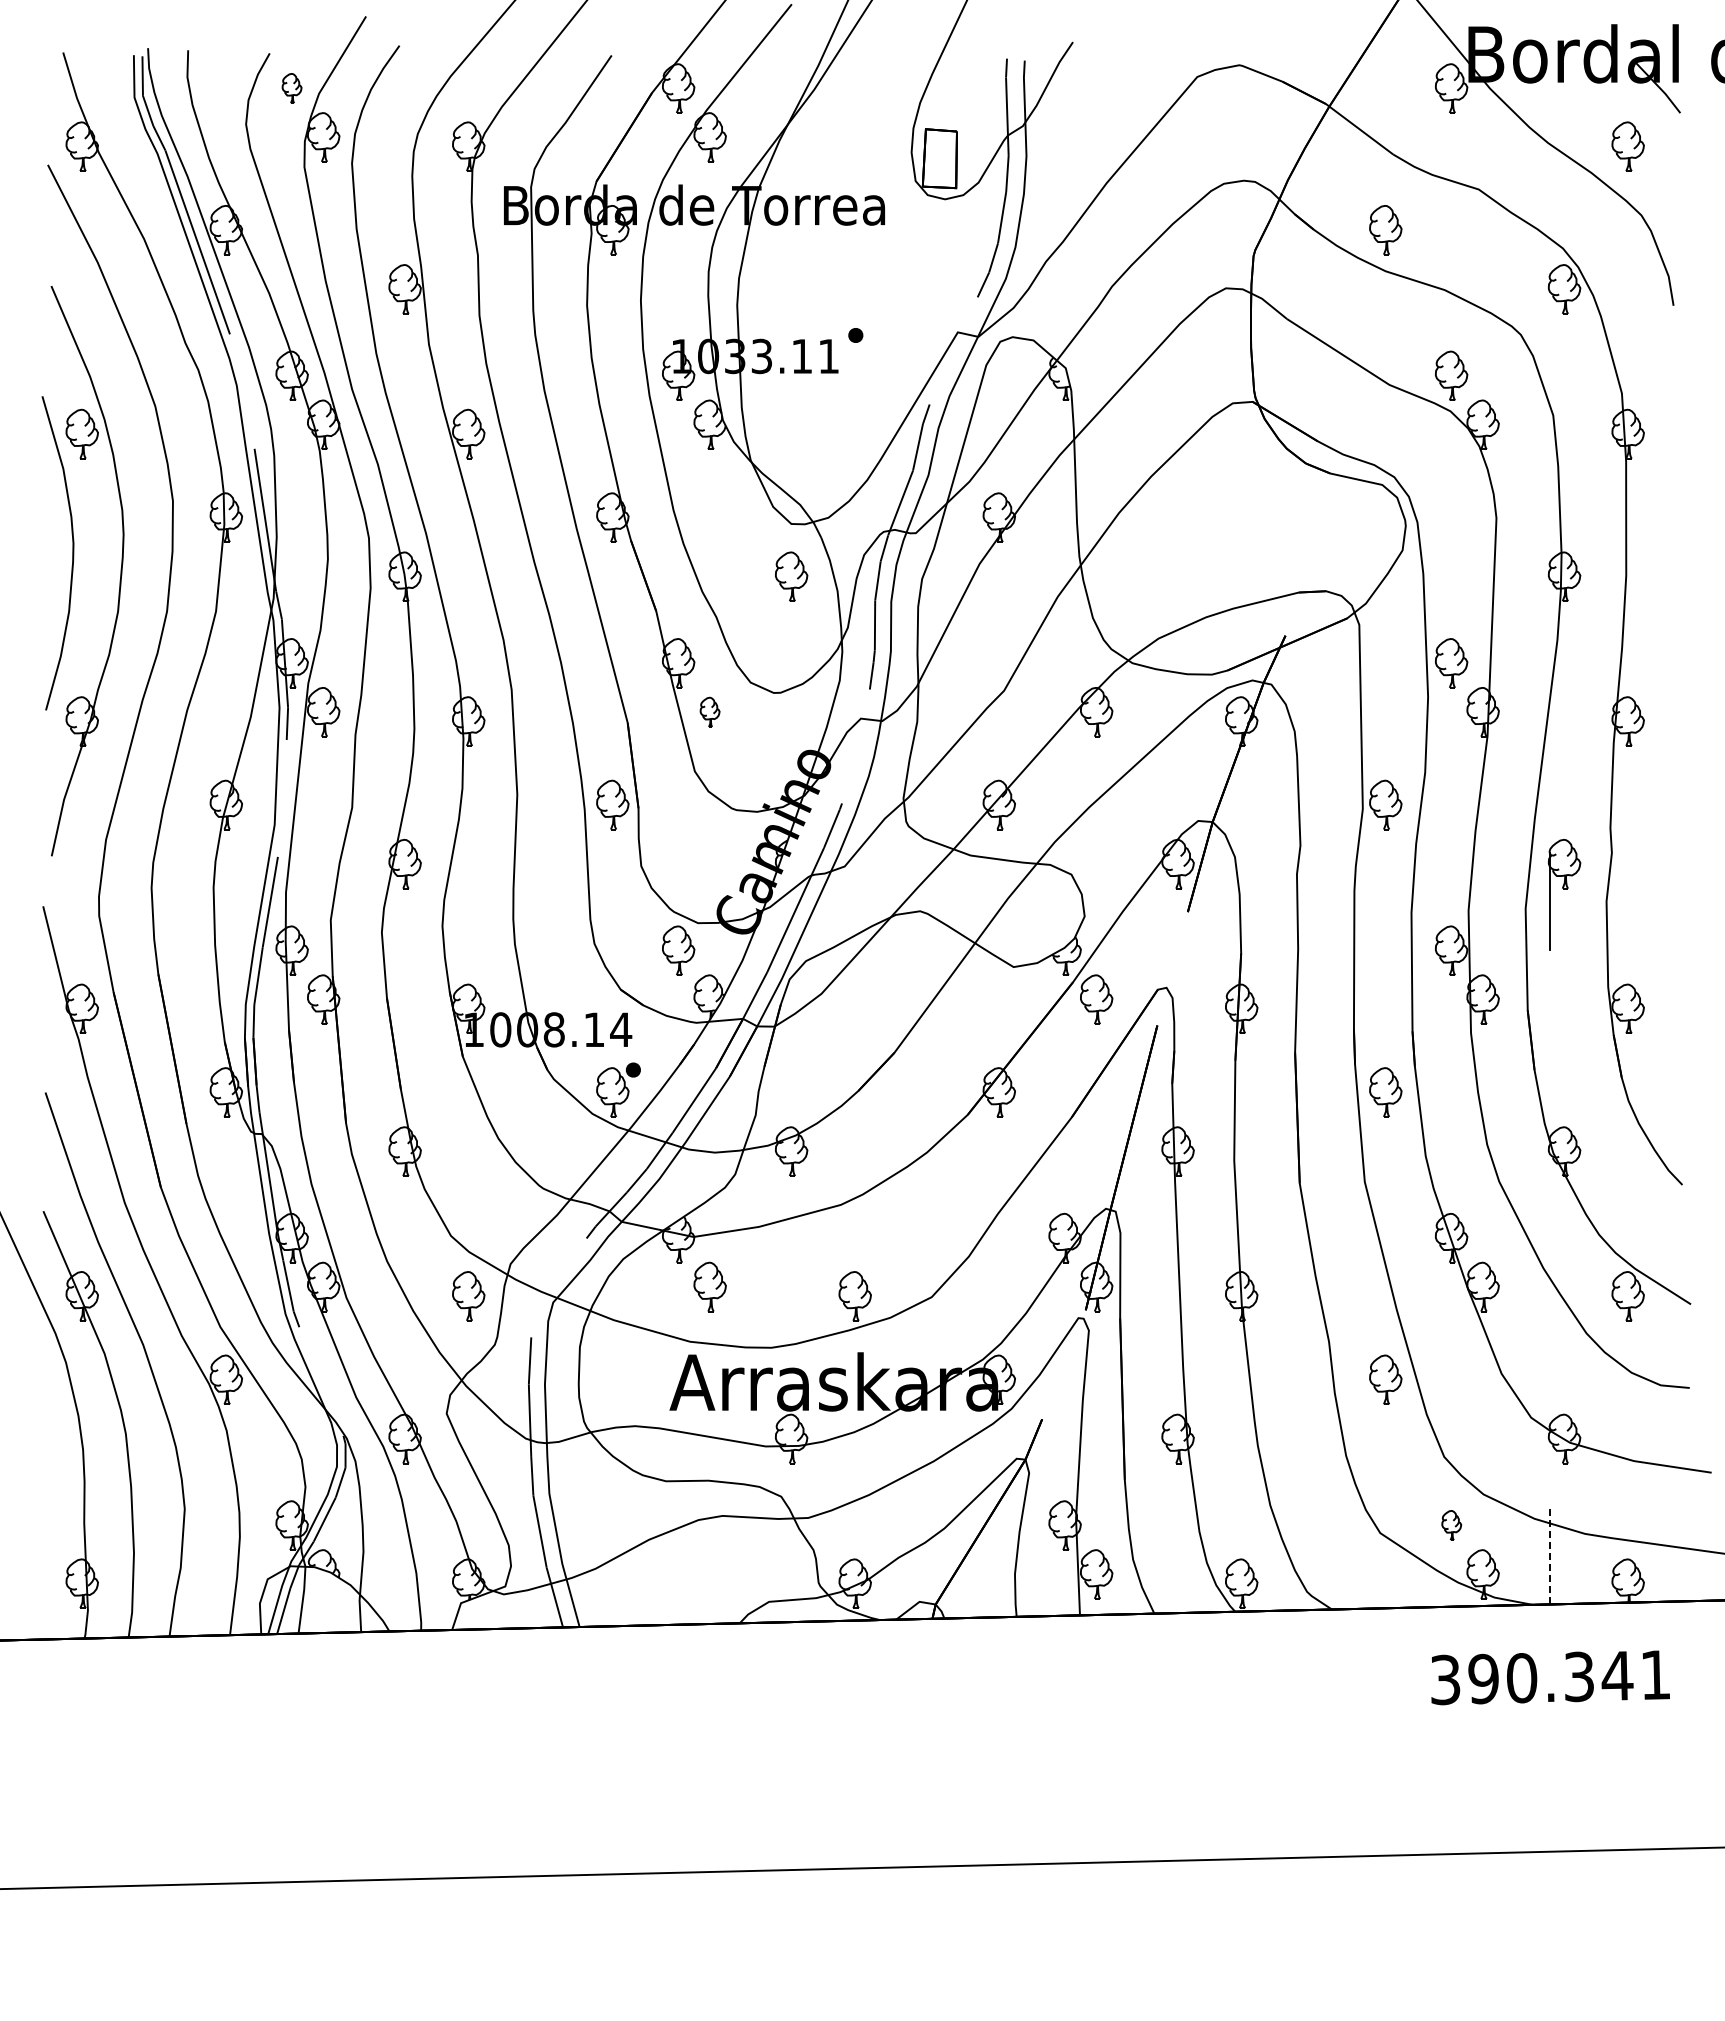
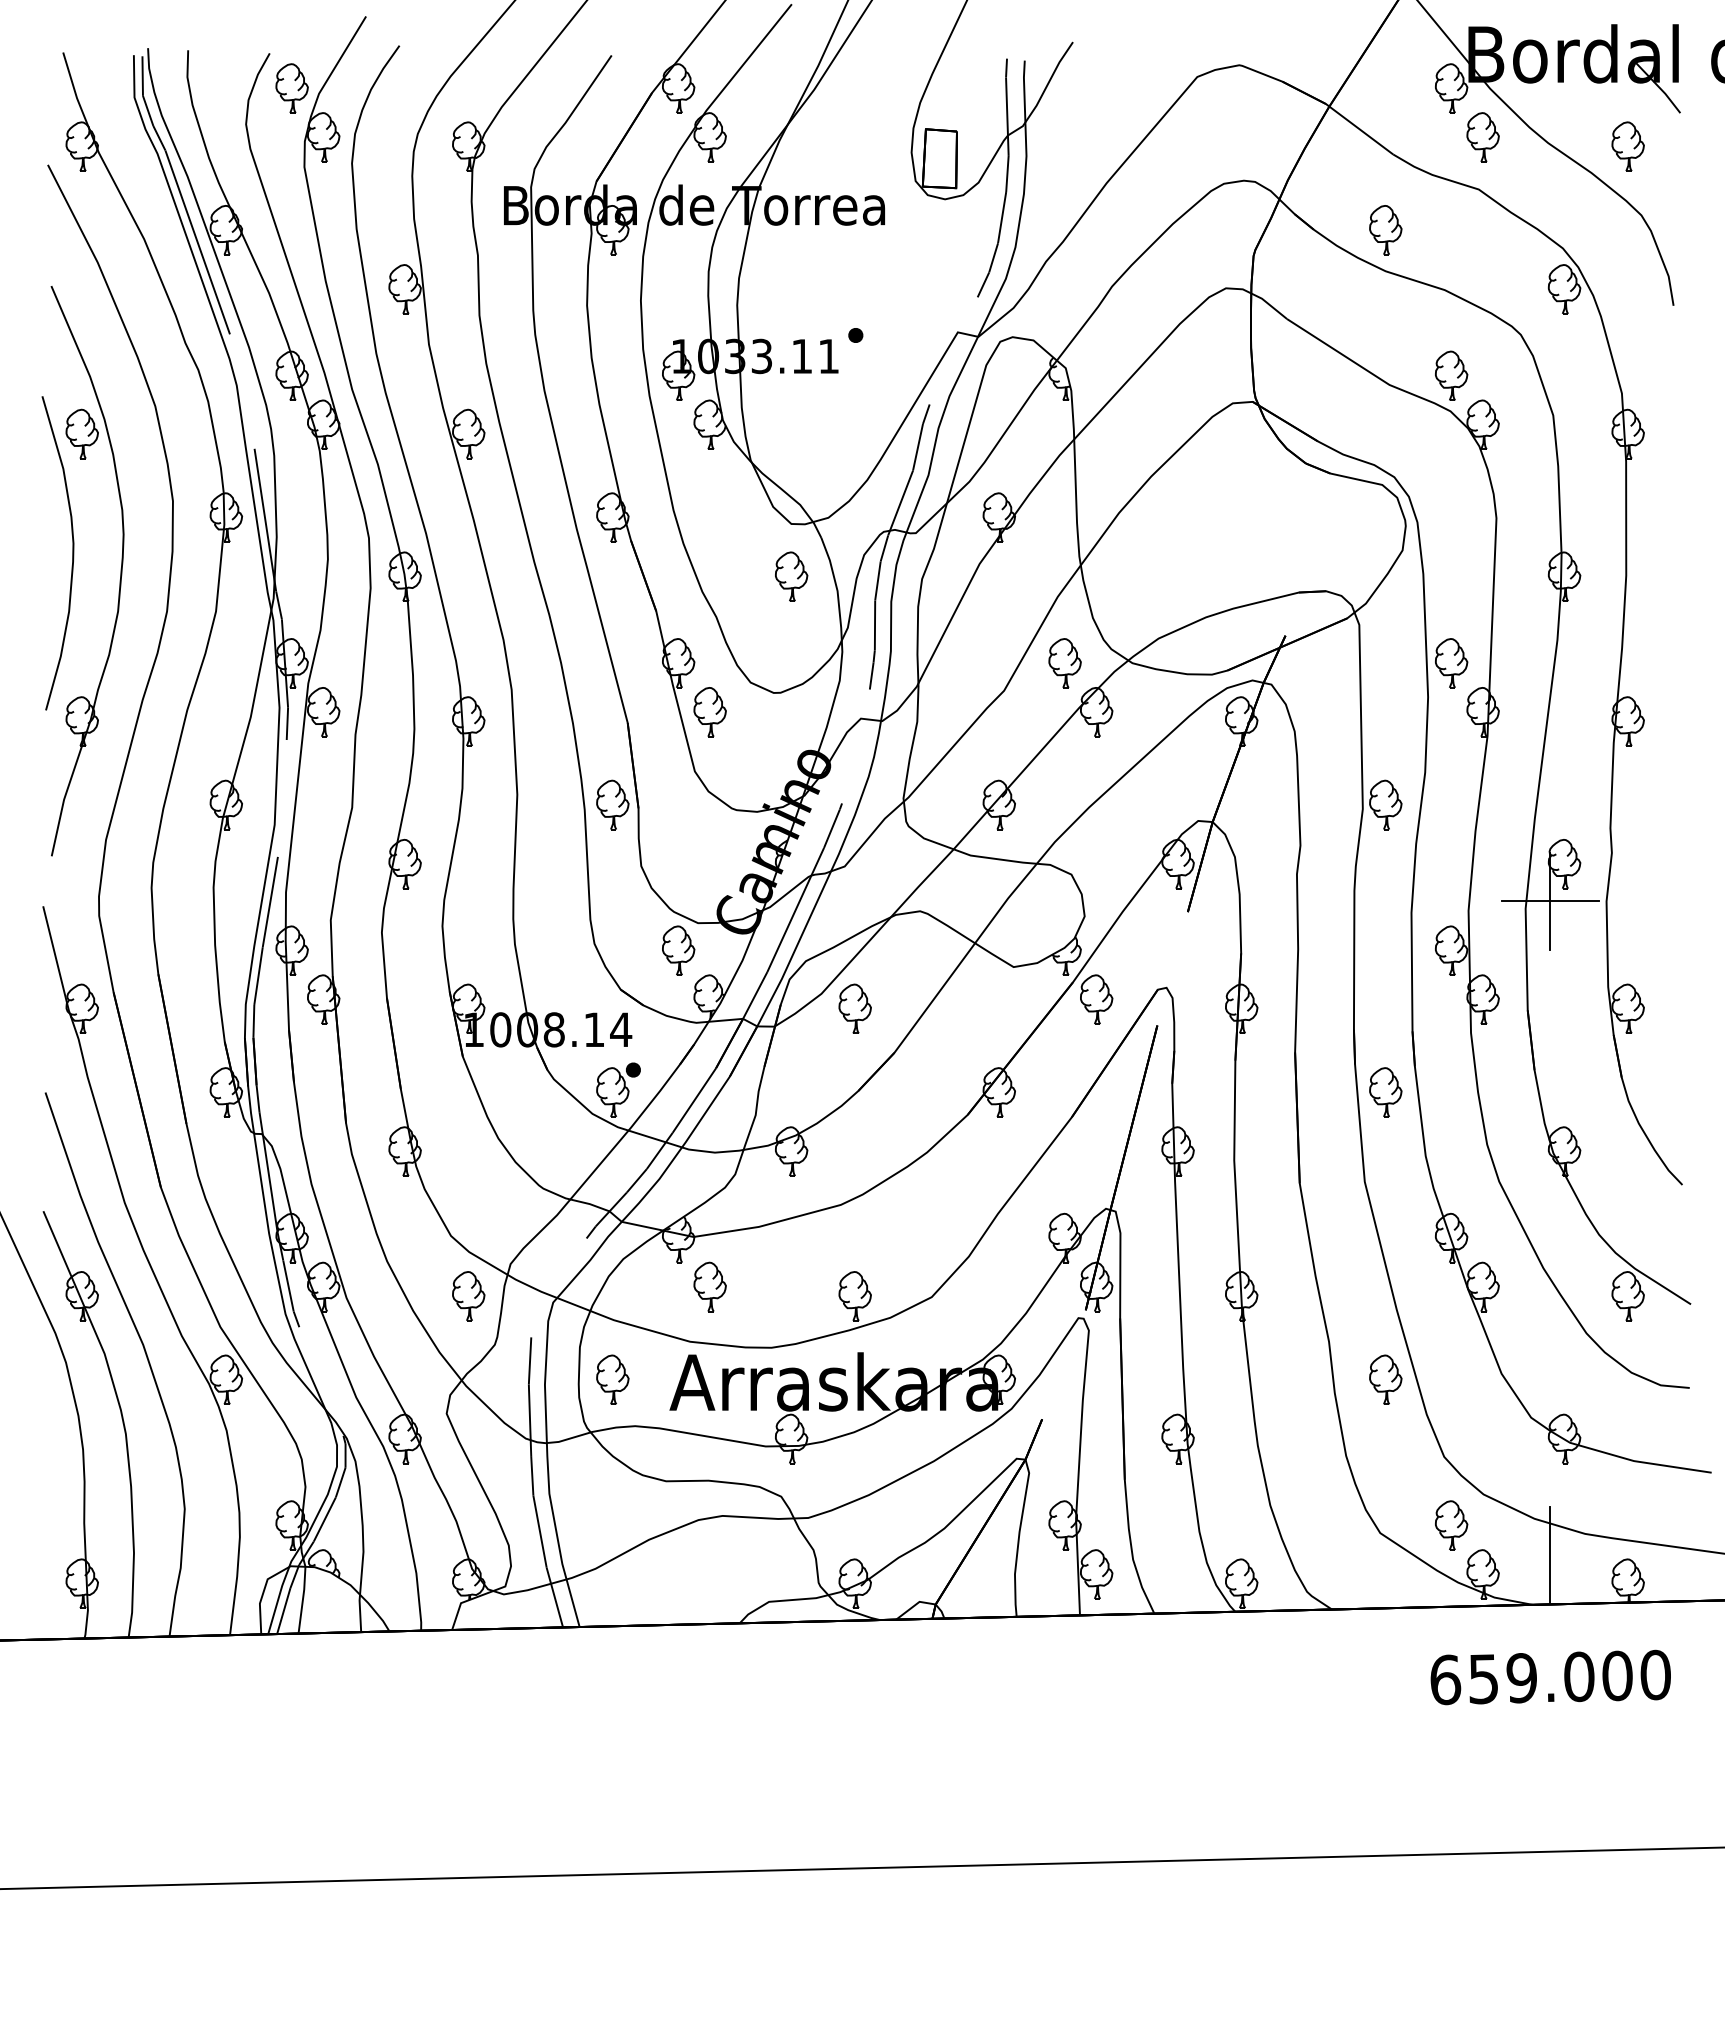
part size: 22x31 px -> 34x51 px (291, 88)
part: none -> present (1482, 137)
part: none -> present (1064, 663)
part size: 22x32 px -> 34x51 px (709, 712)
line: none -> present (1550, 901)
part: none -> present (854, 1008)
part: none -> present (612, 1379)
part size: 22x31 px -> 34x51 px (1451, 1525)
line: dashed -> solid (1550, 1555)
text: 390.341 -> 659.000 (1550, 1677)
